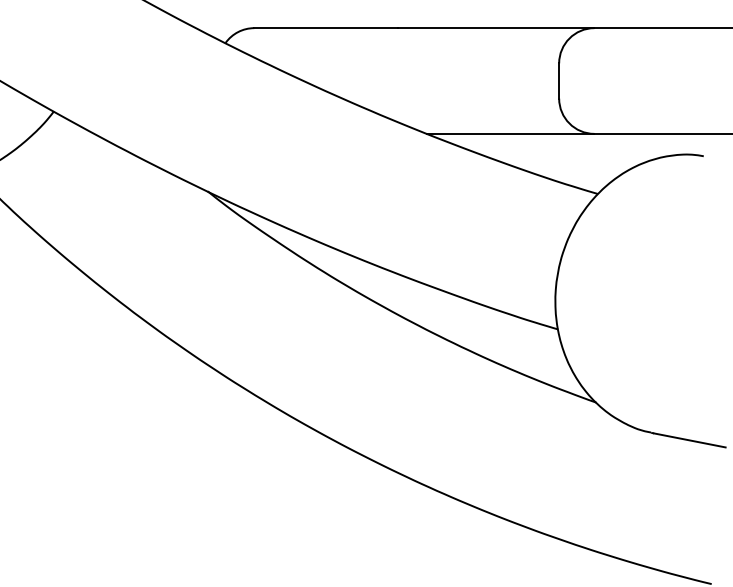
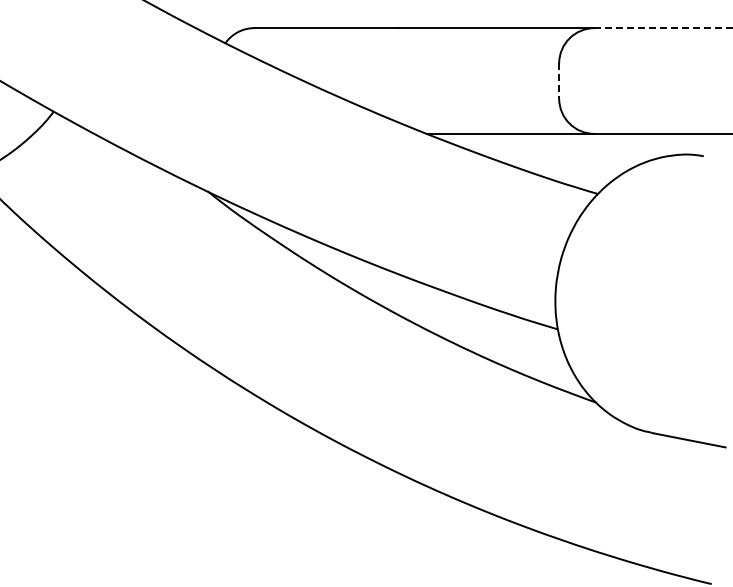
line: solid -> dashed (663, 28)
line: solid -> dashed (559, 81)
